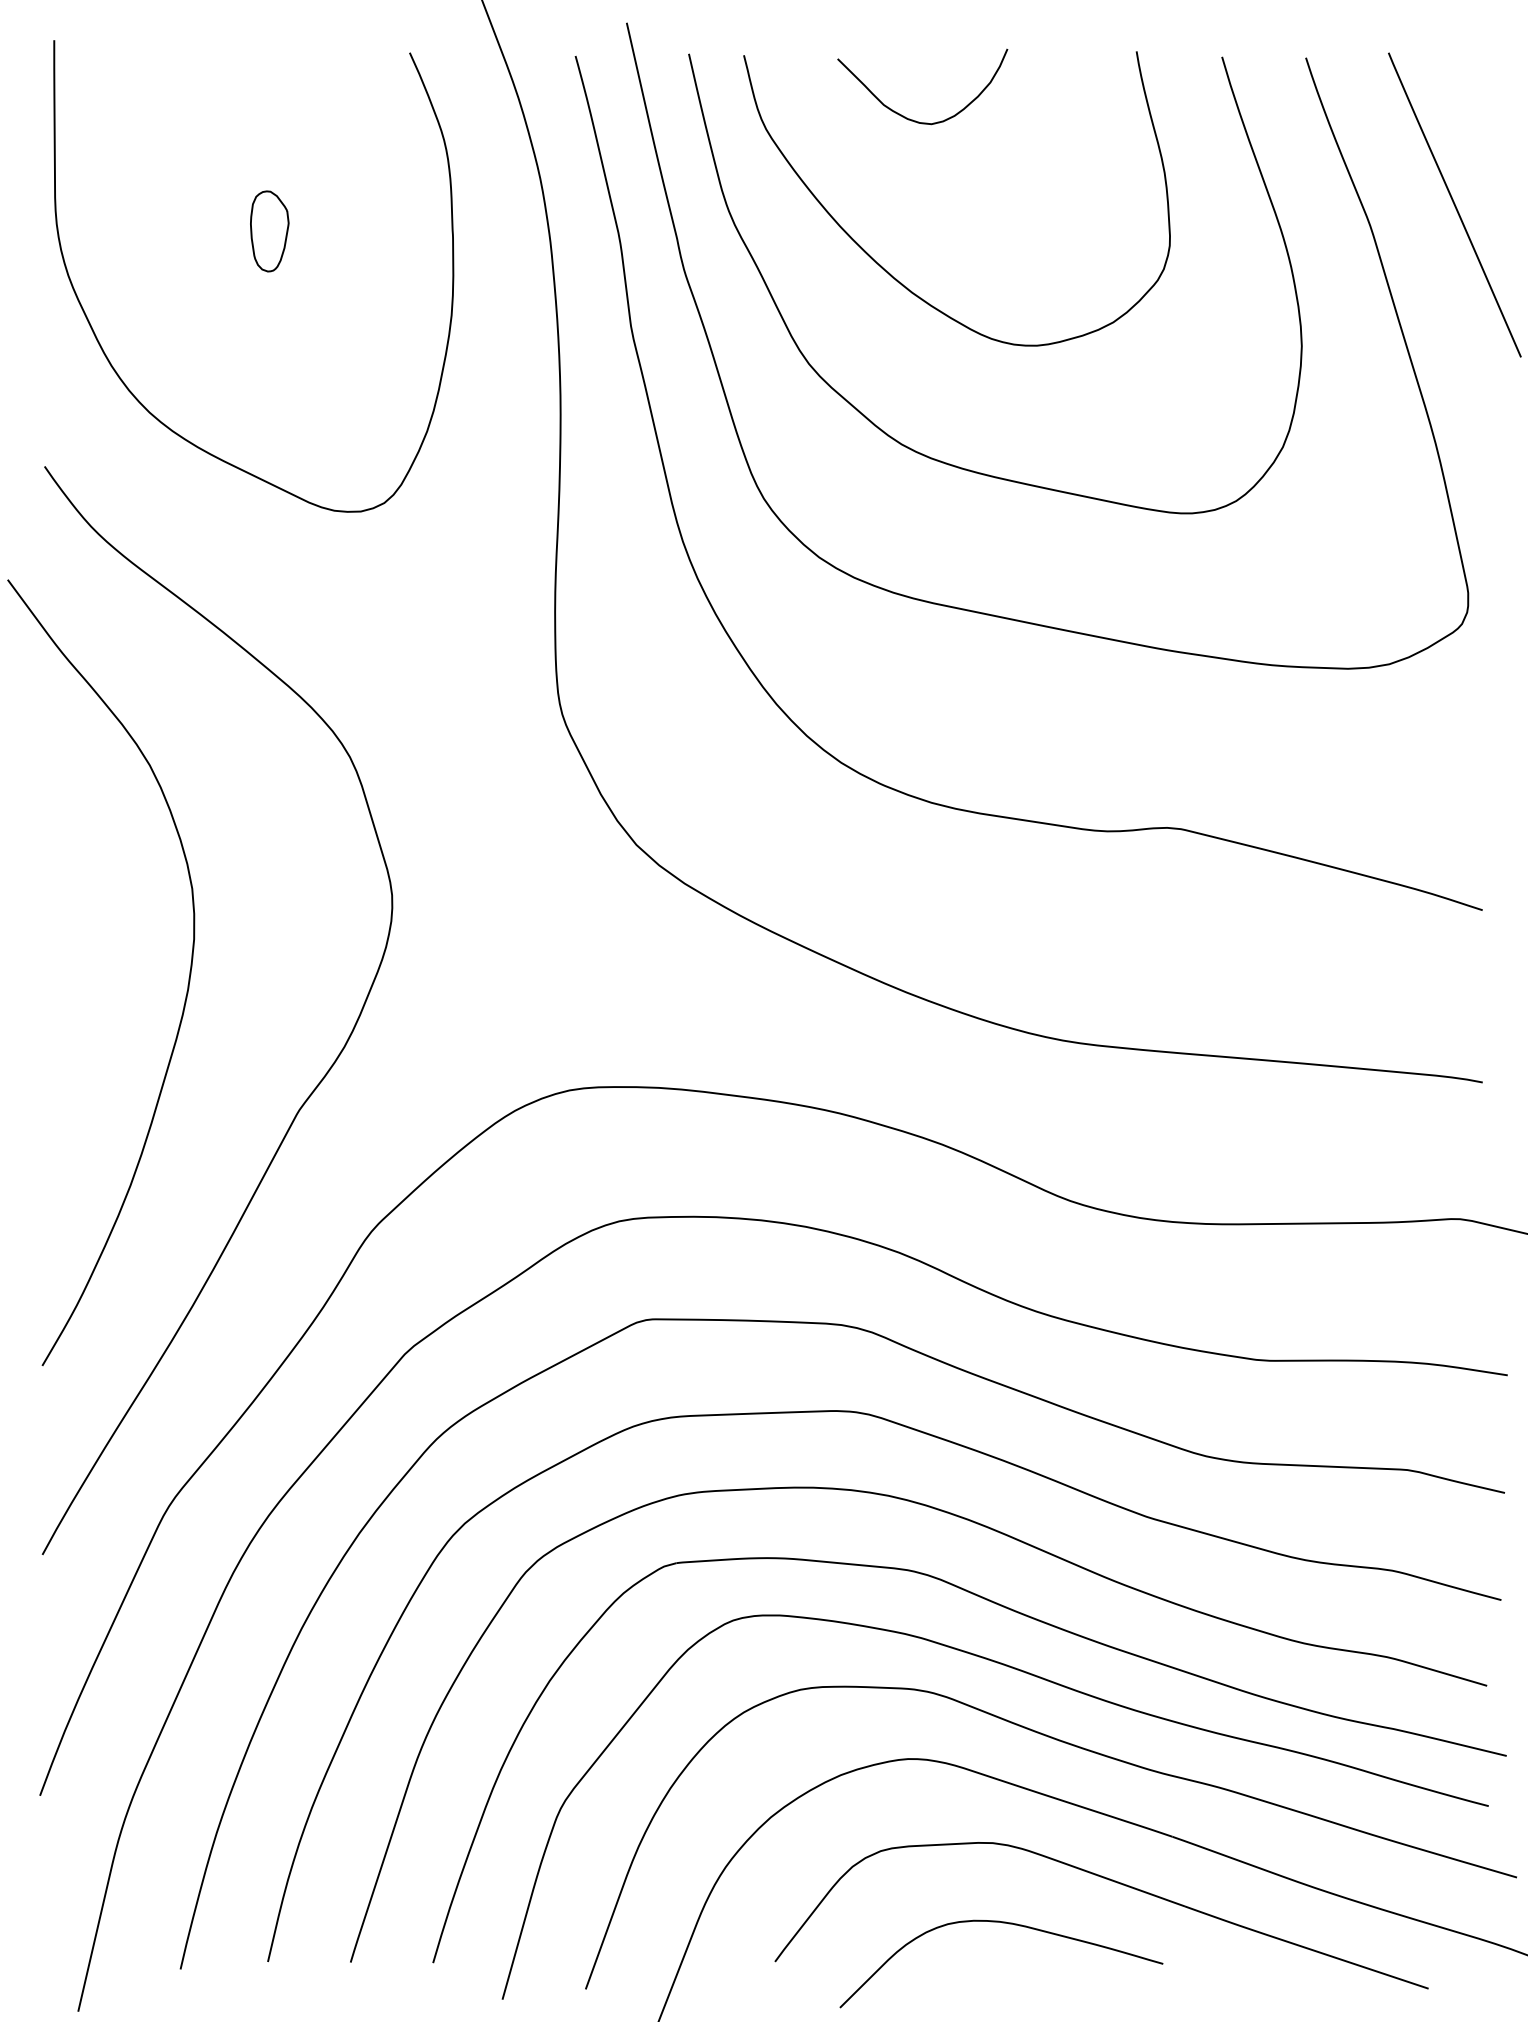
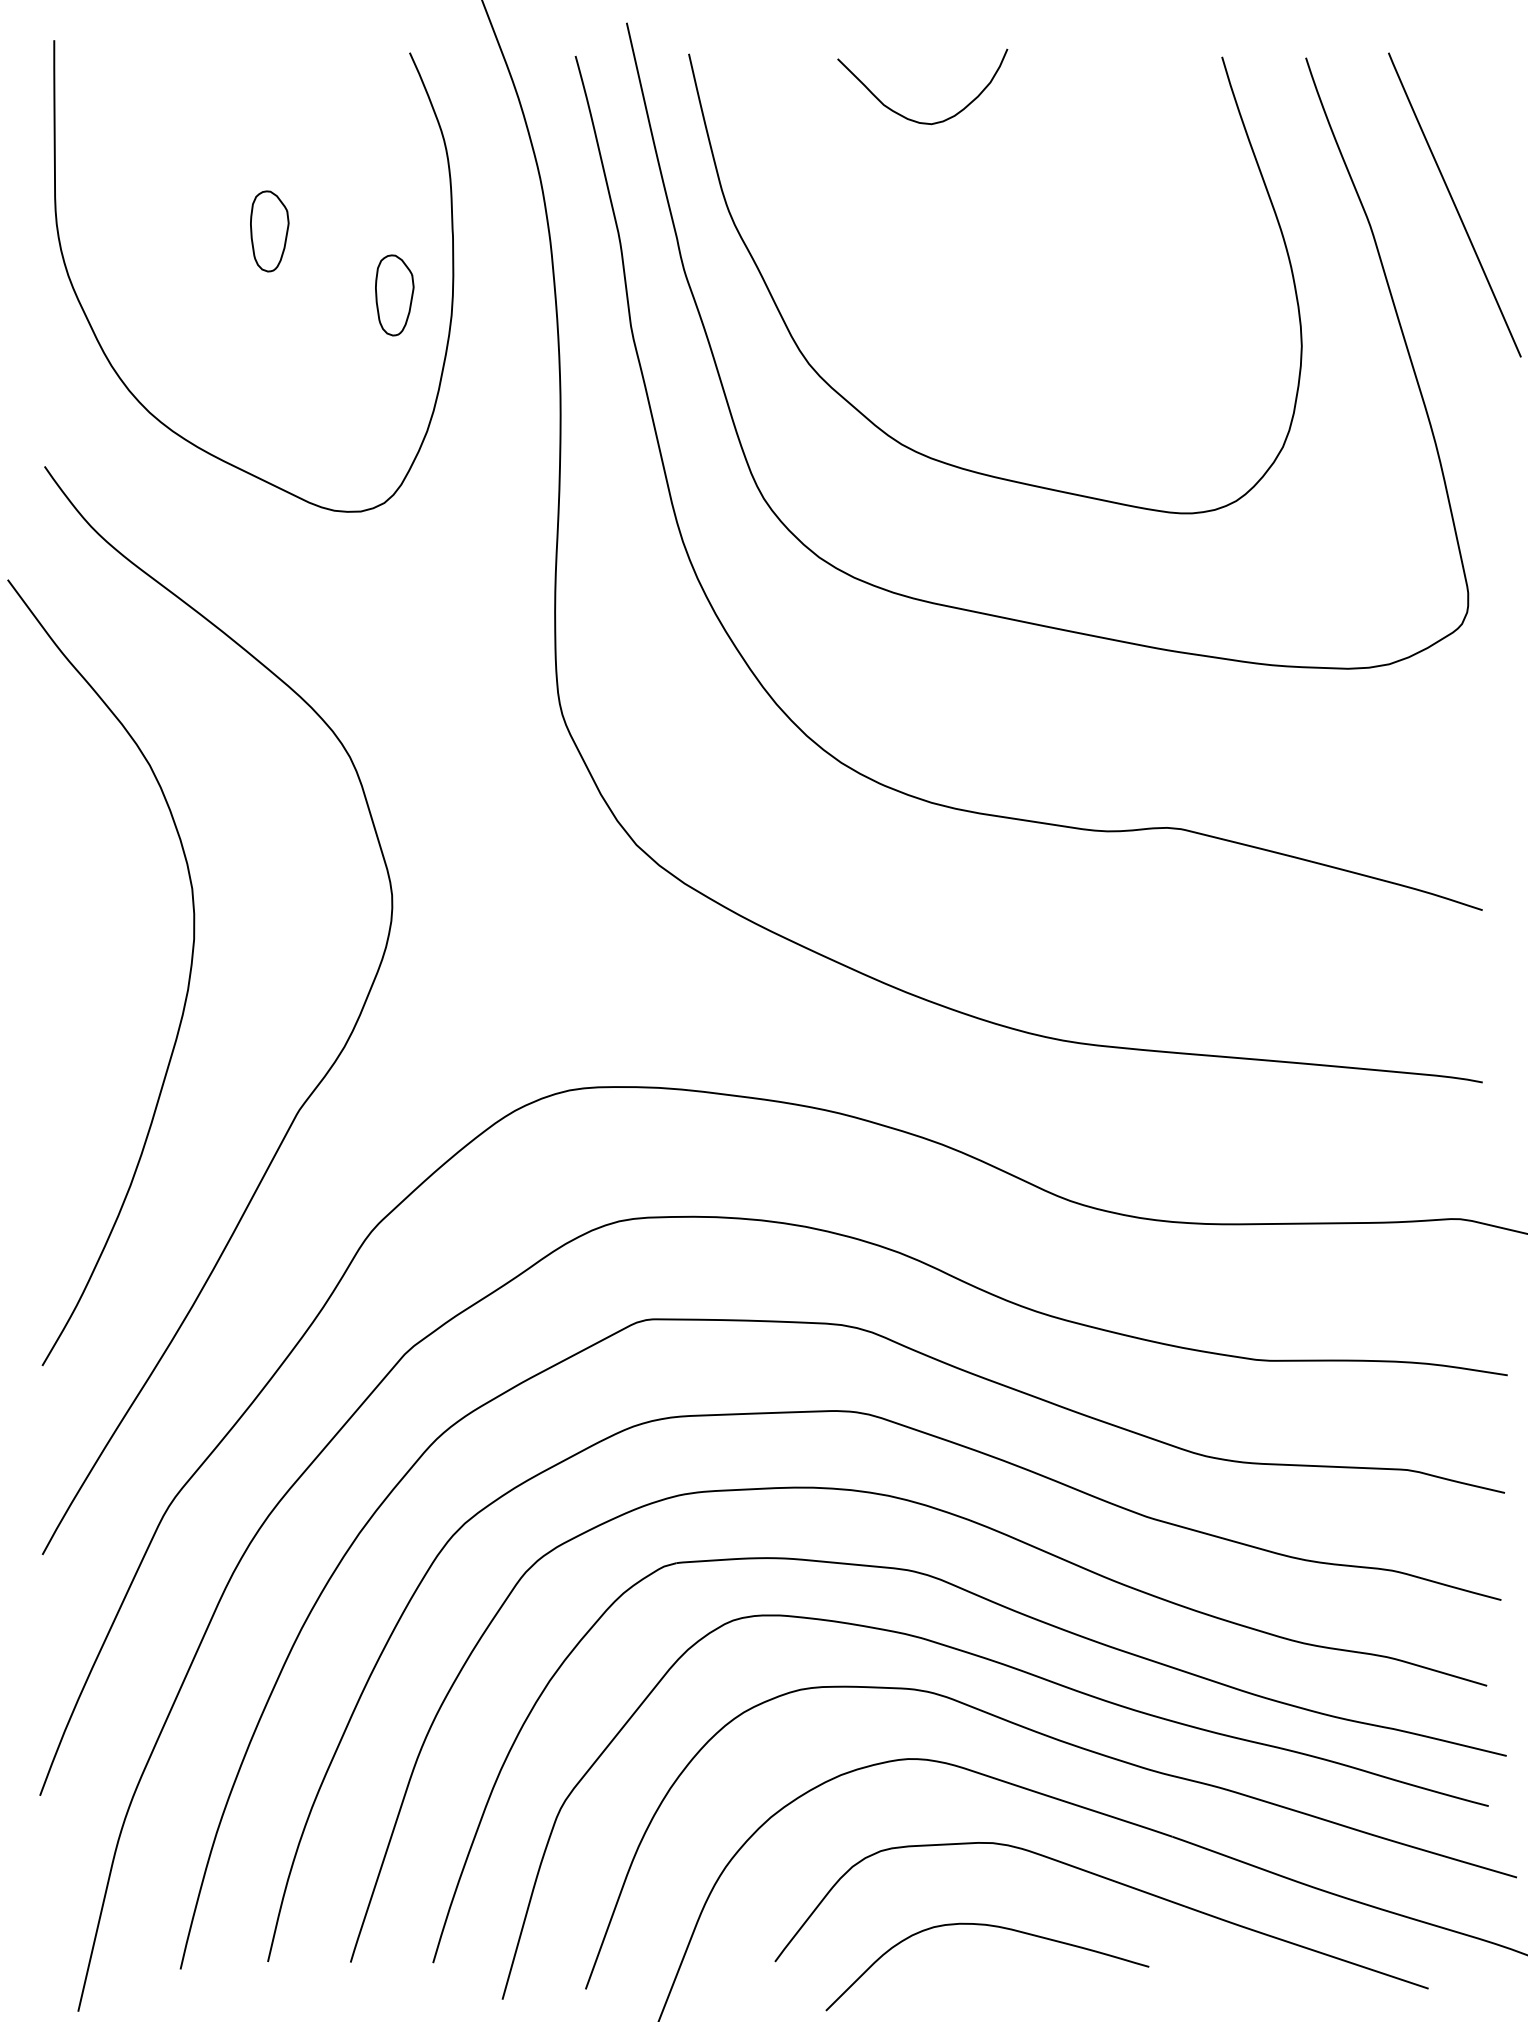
curve: present -> none (888, 271)
part: none -> present (394, 295)
curve position: (1009, 1924) -> (995, 1927) (995, 1927)
